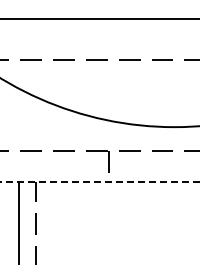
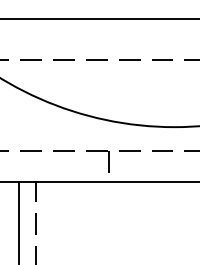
line: dashed -> solid (100, 182)
